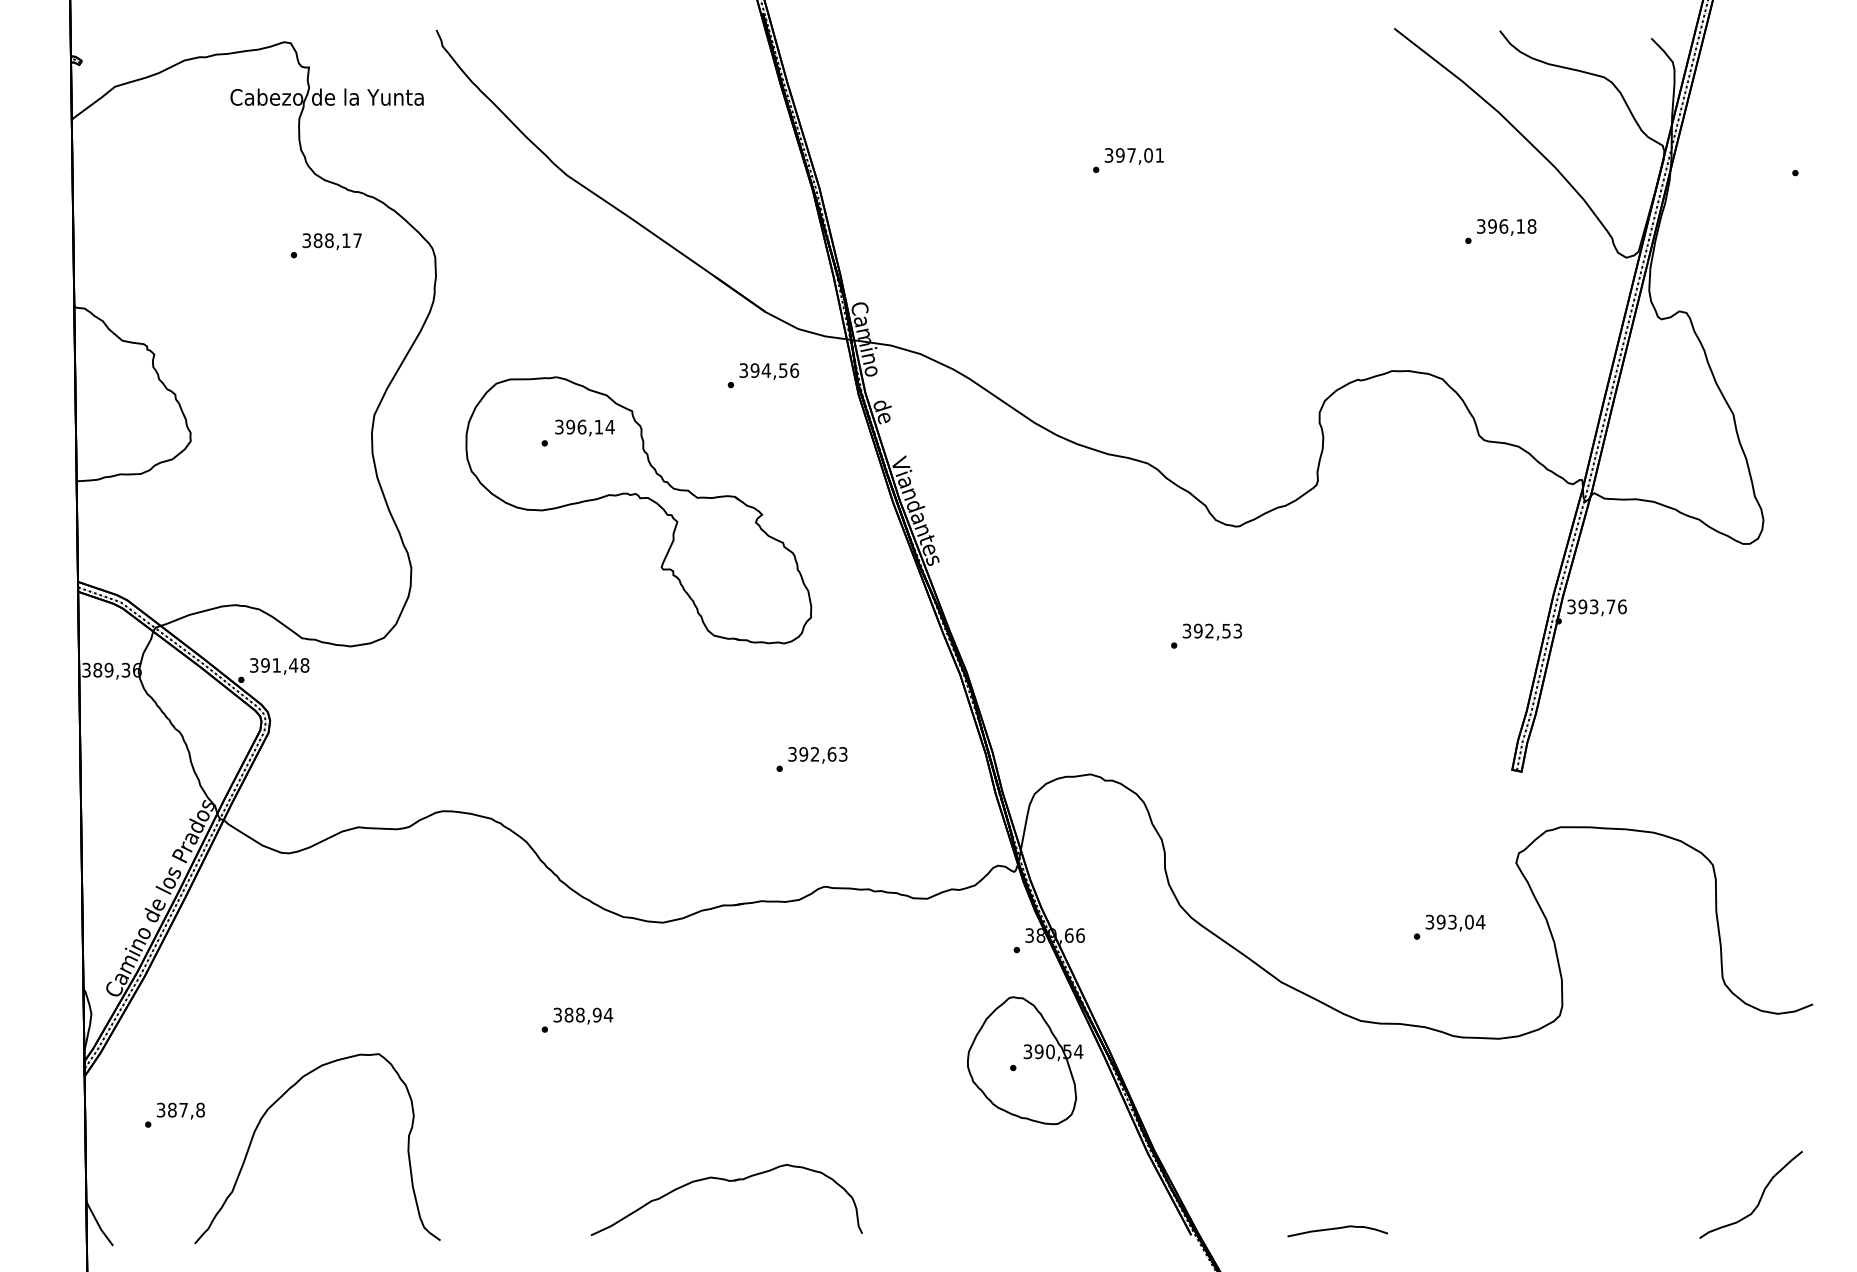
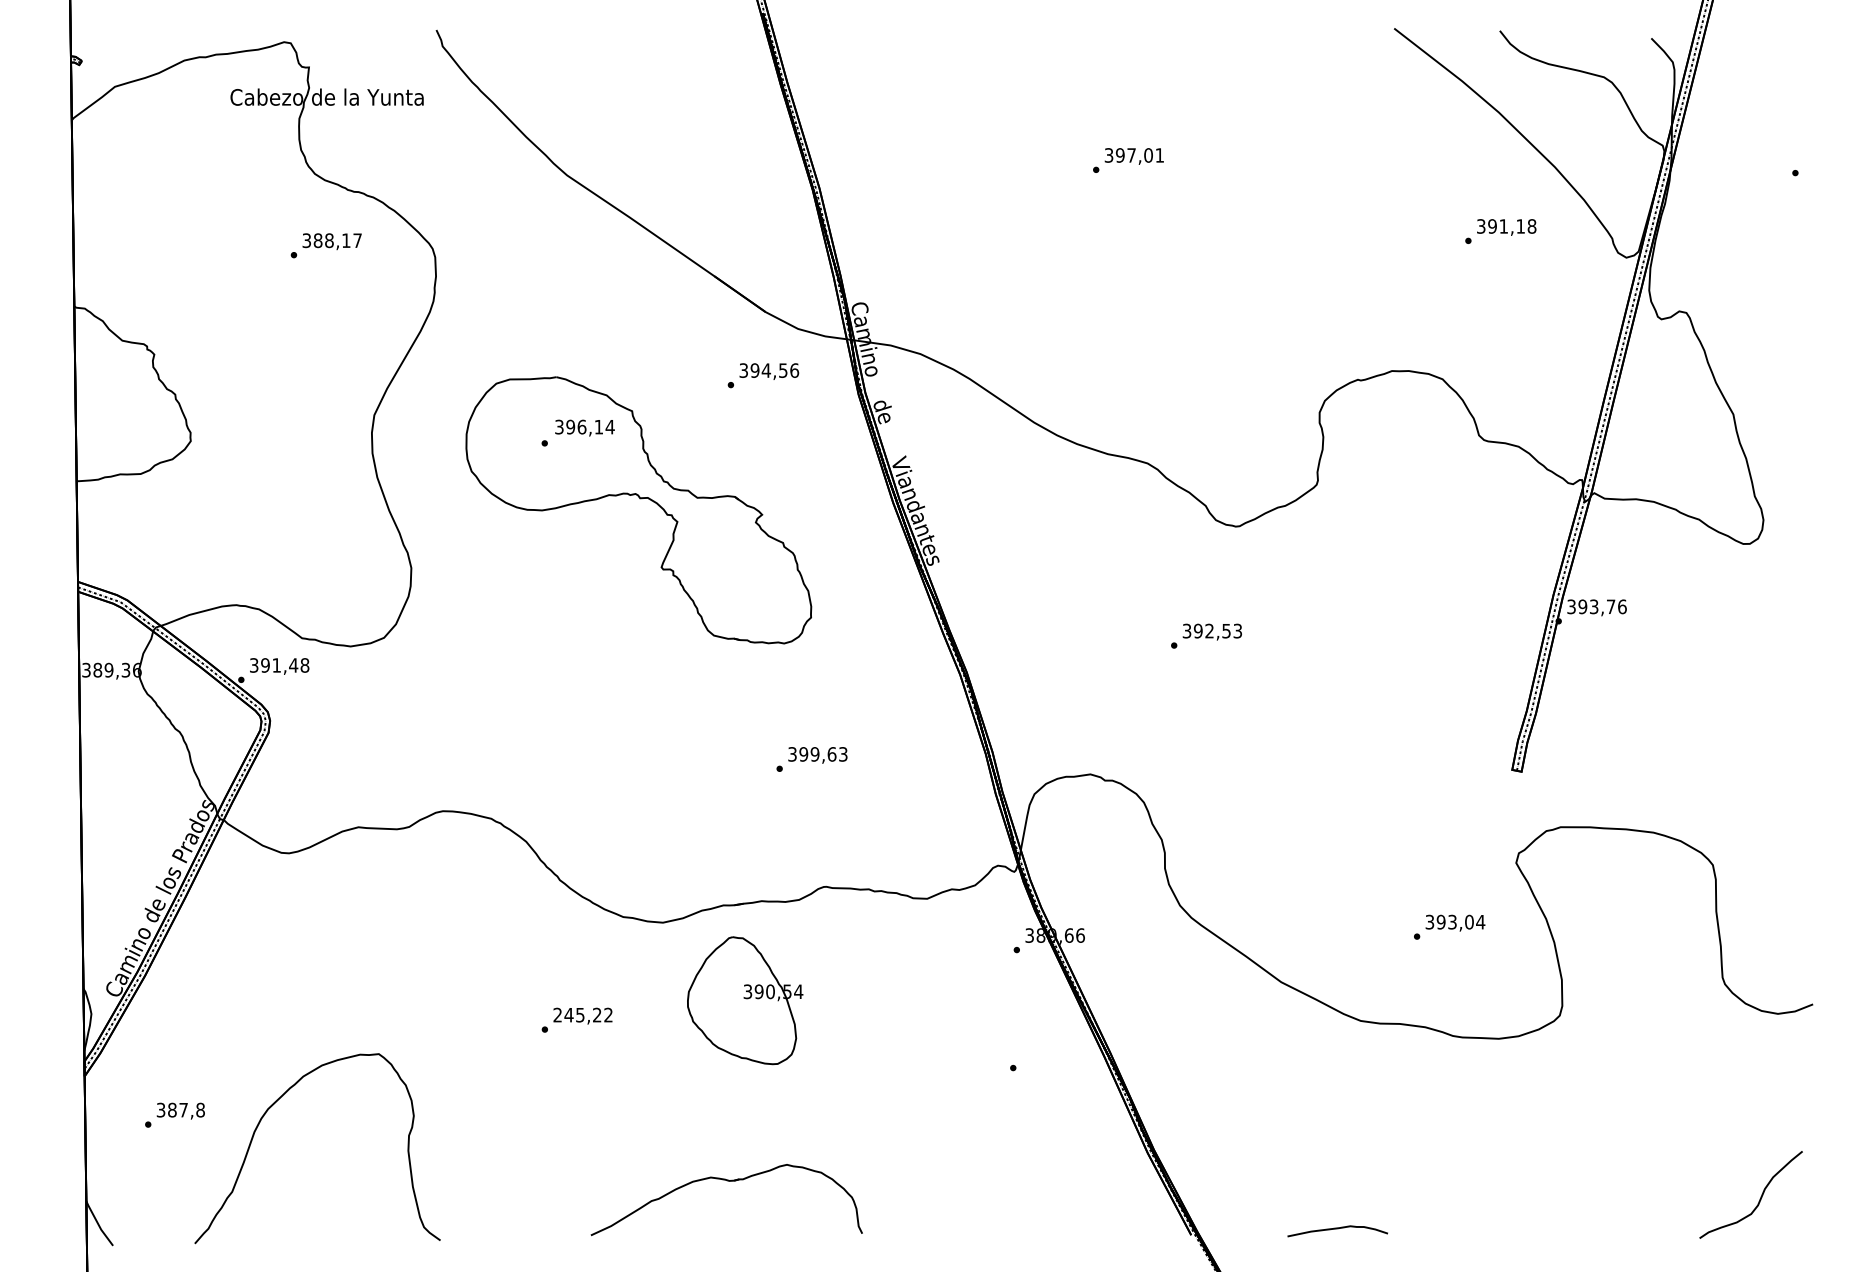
text: 396,18 -> 391,18 (1503, 226)
text: 392,63 -> 399,63 (814, 754)
text: 388,94 -> 245,22 (583, 1014)
part position: (1025, 1060) -> (745, 1000) (745, 1000)
